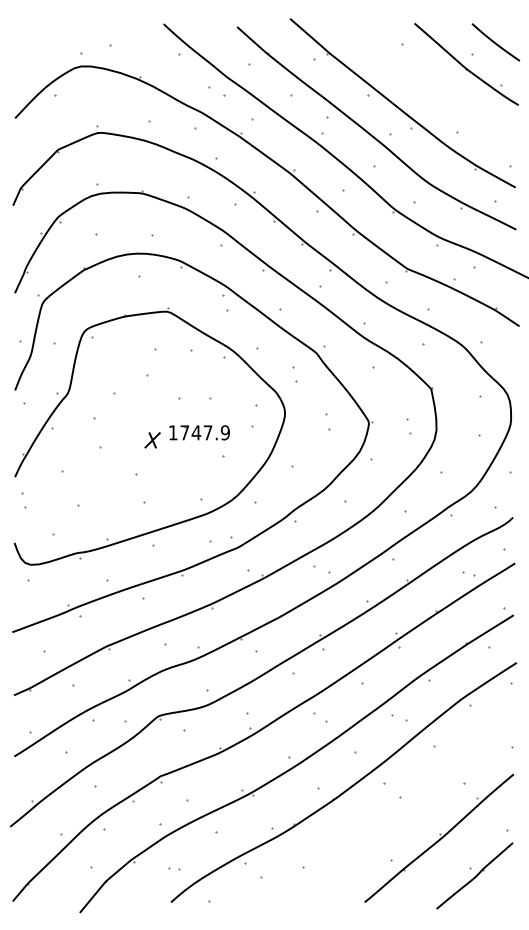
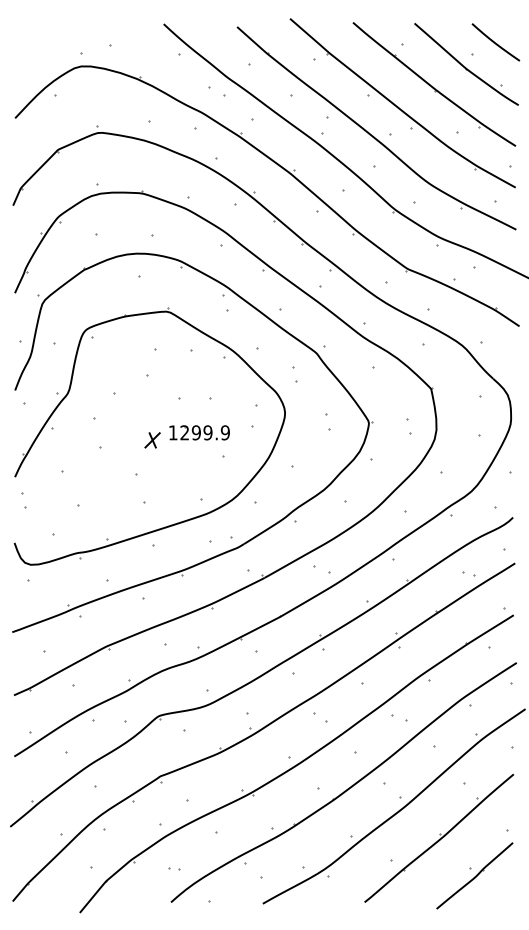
part: none -> present (434, 84)
text: 1747.9 -> 1299.9 (196, 432)
part: none -> present (395, 812)
